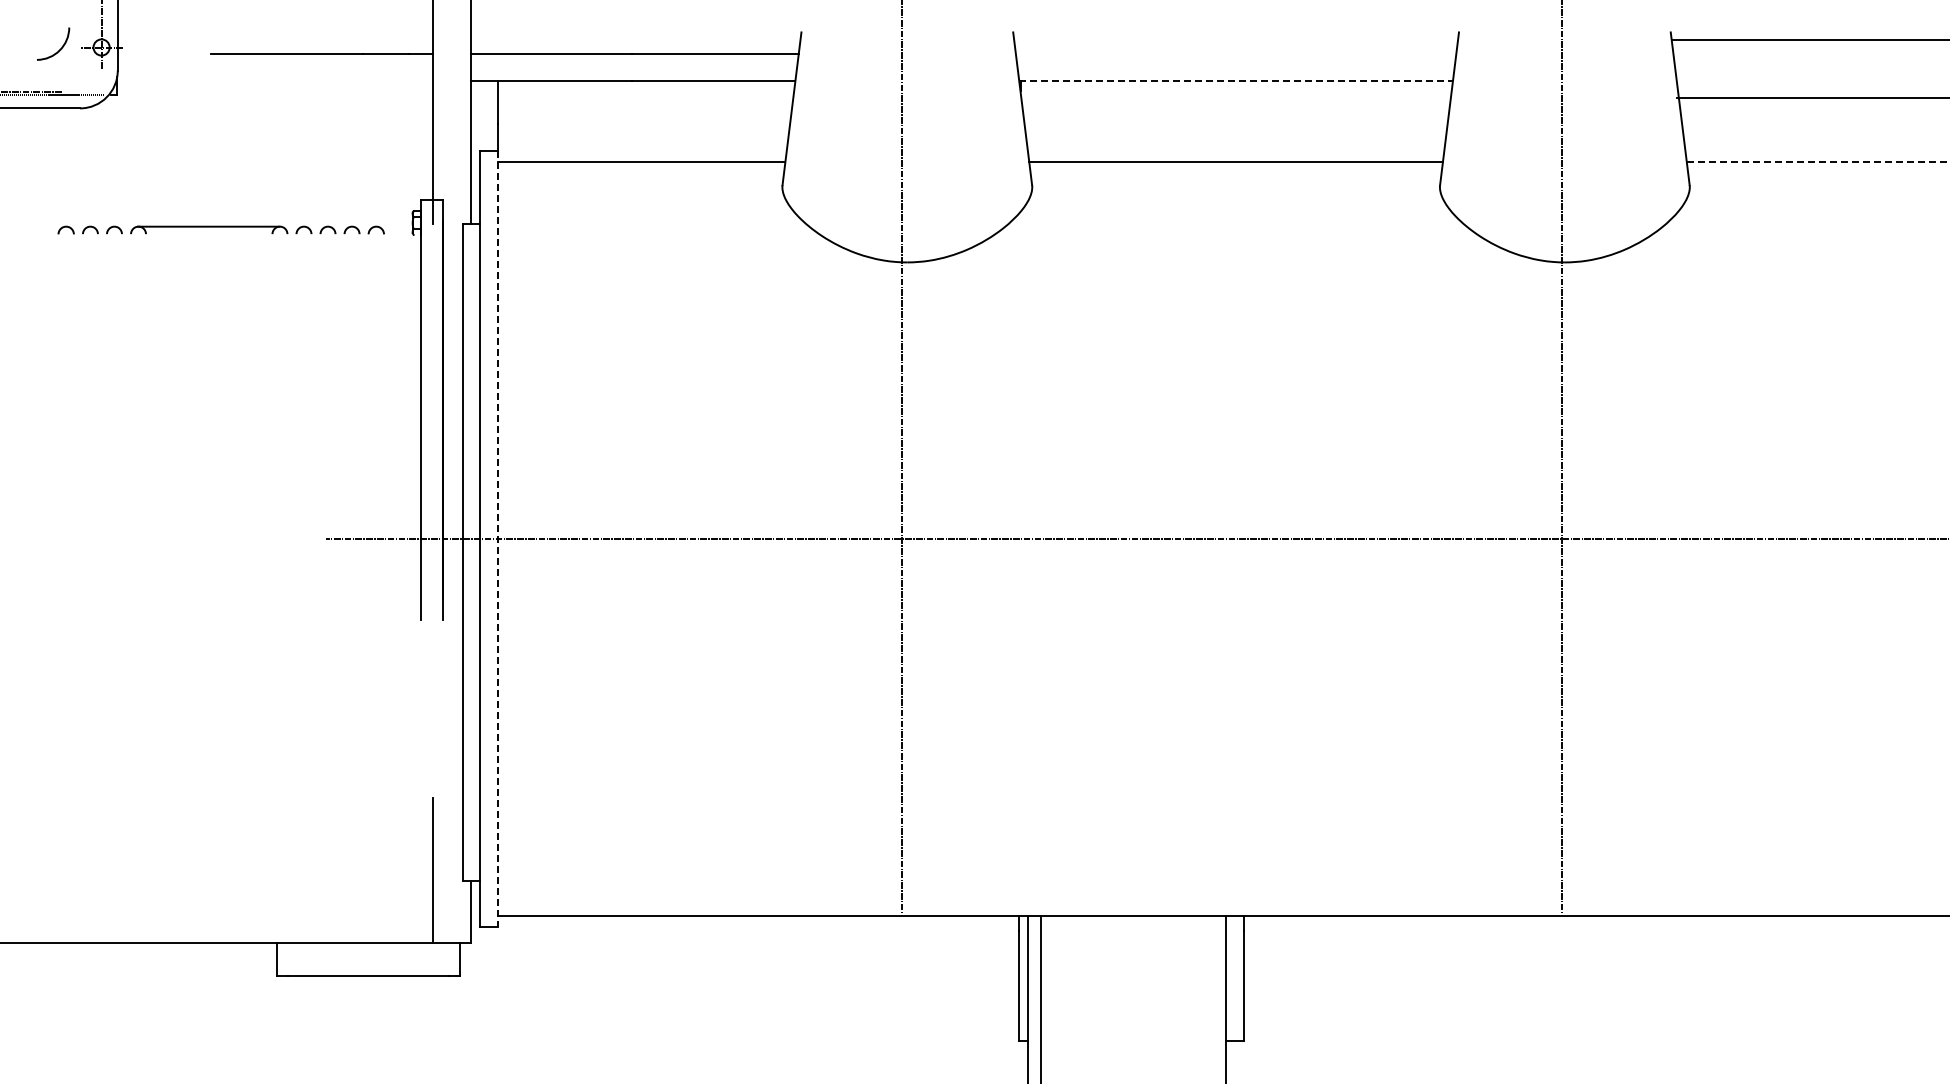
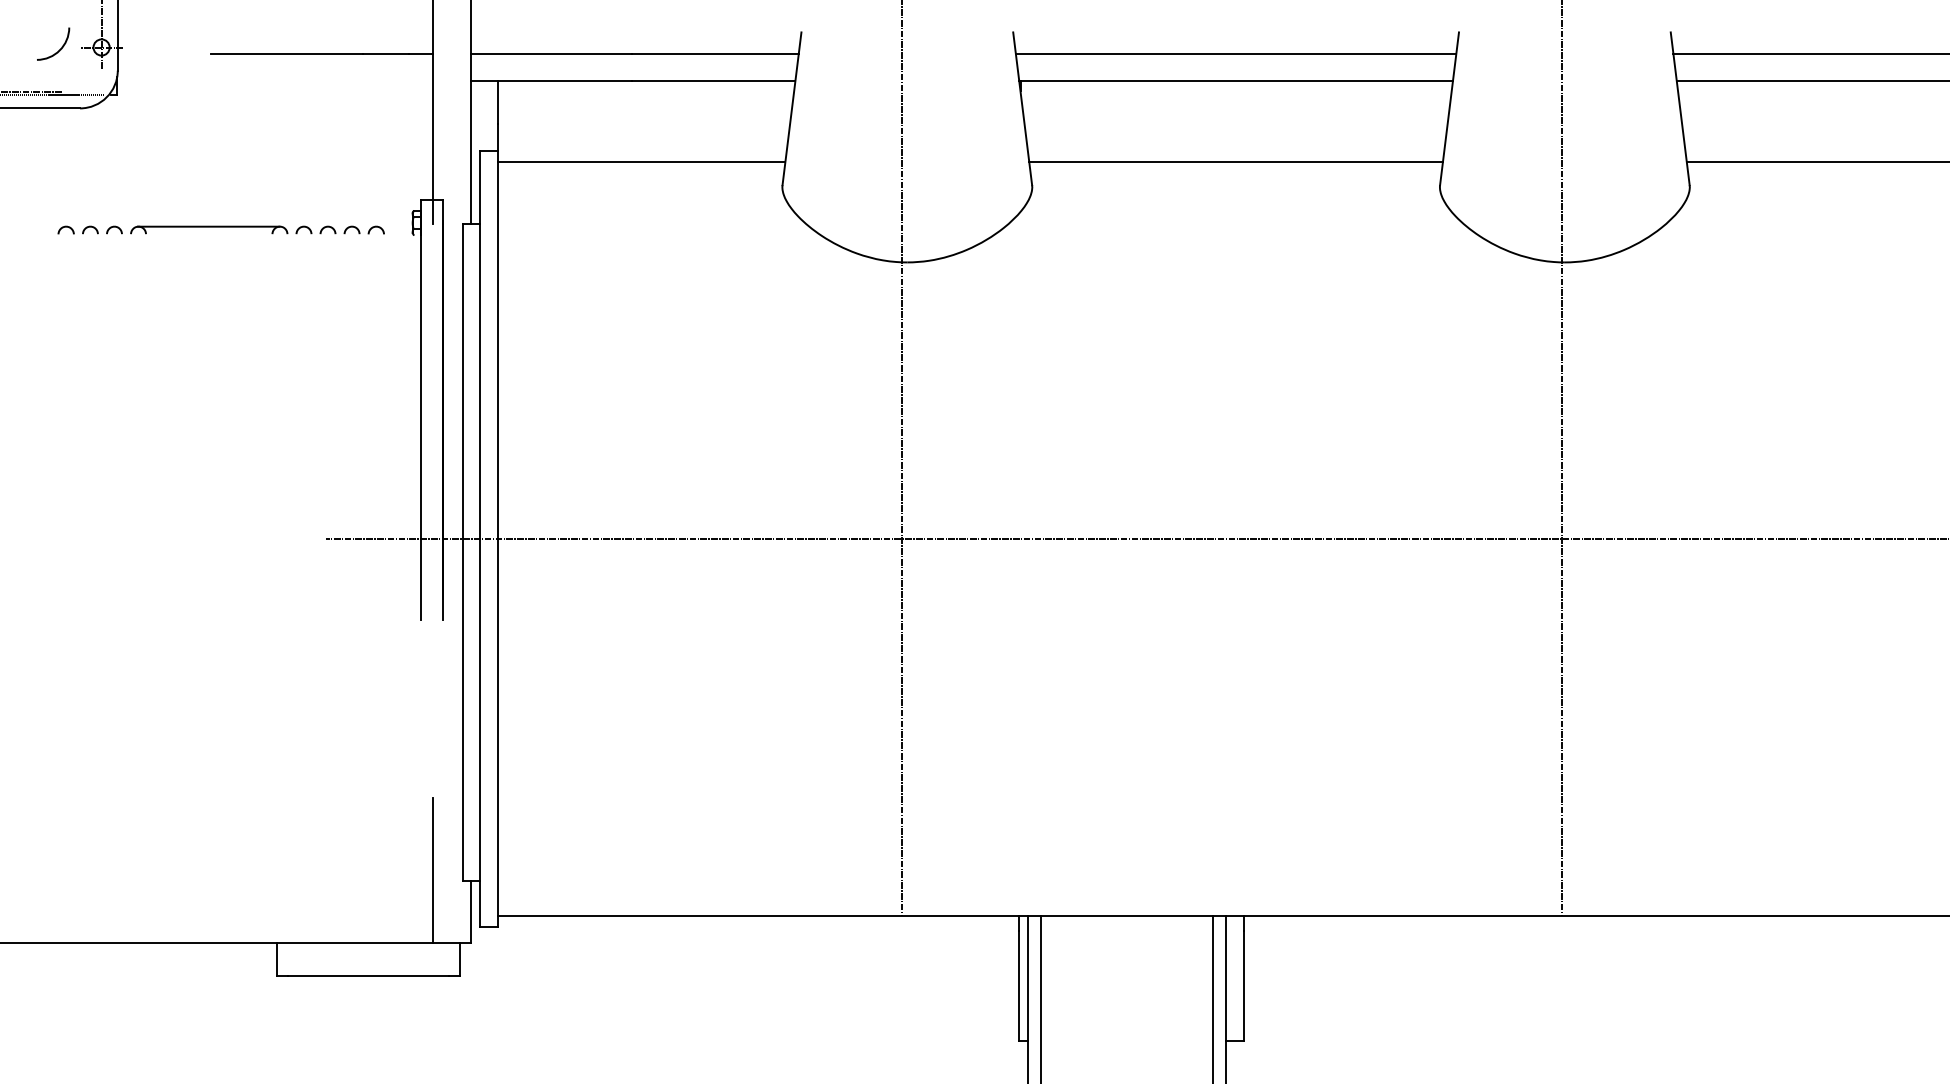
line position: (1809, 39) -> (1809, 53) (1809, 53)
line: none -> present (1235, 53)
line: dashed -> solid (1236, 80)
line position: (1811, 97) -> (1811, 80) (1811, 80)
line: dashed -> solid (1817, 161)
line: dashed -> solid (497, 539)
line: none -> present (1213, 998)
